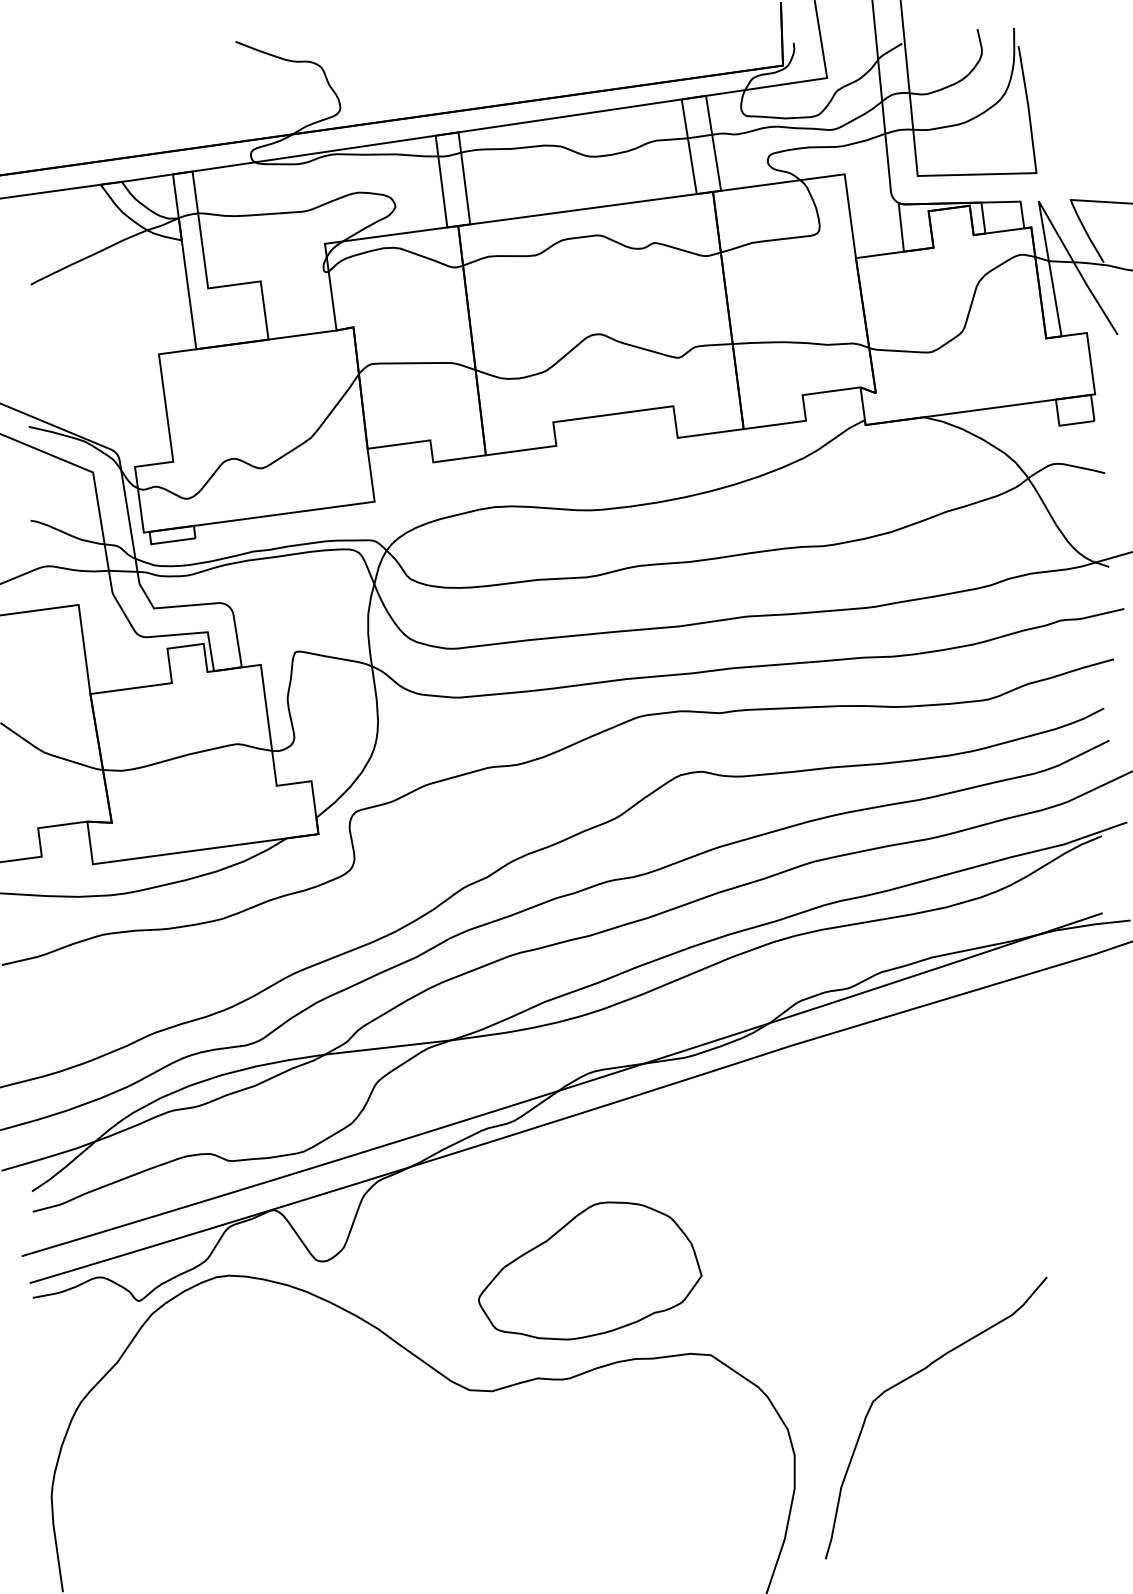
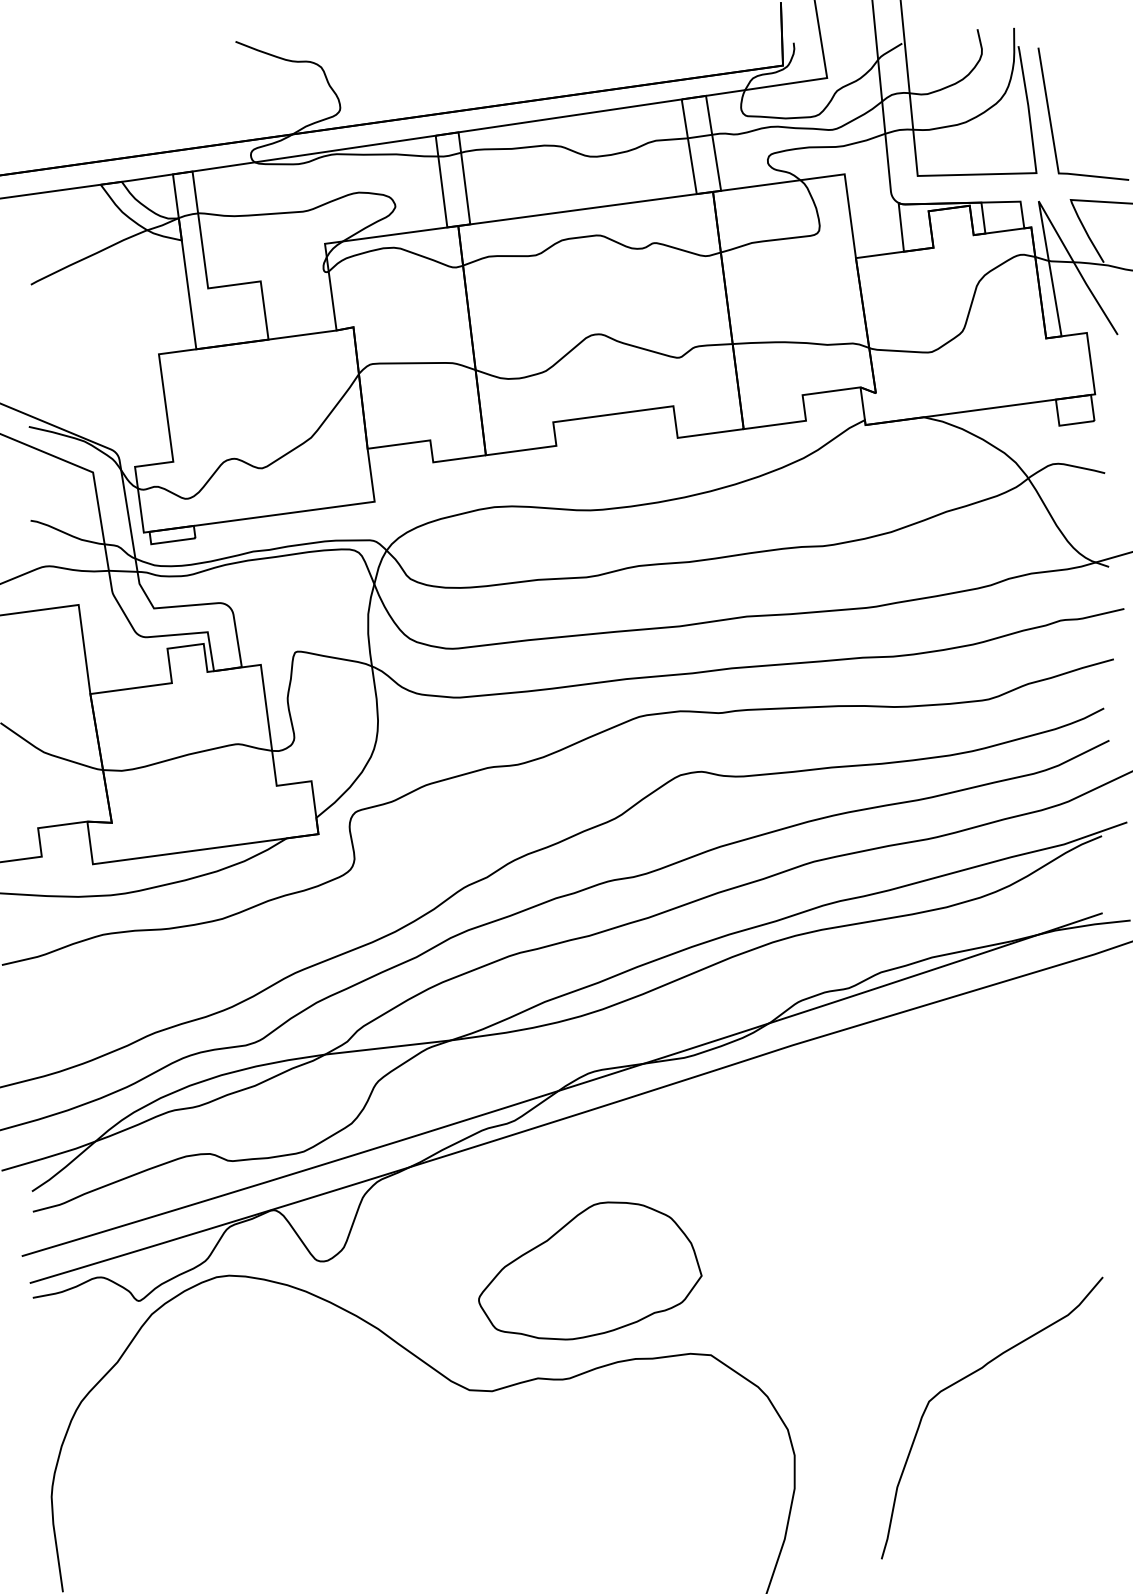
line: none -> present (1051, 120)
curve position: (913, 1376) -> (969, 1376) (969, 1376)
